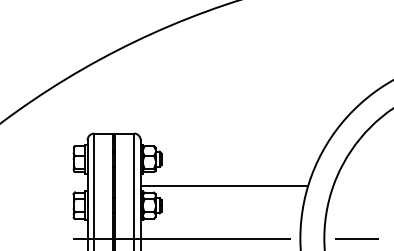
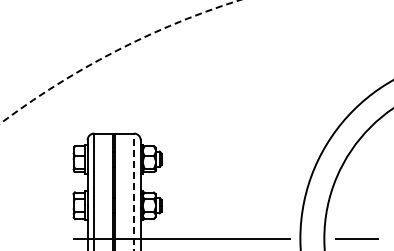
circle: solid -> dashed (119, 61)
line: present -> none (224, 186)
line: solid -> dashed (134, 191)
